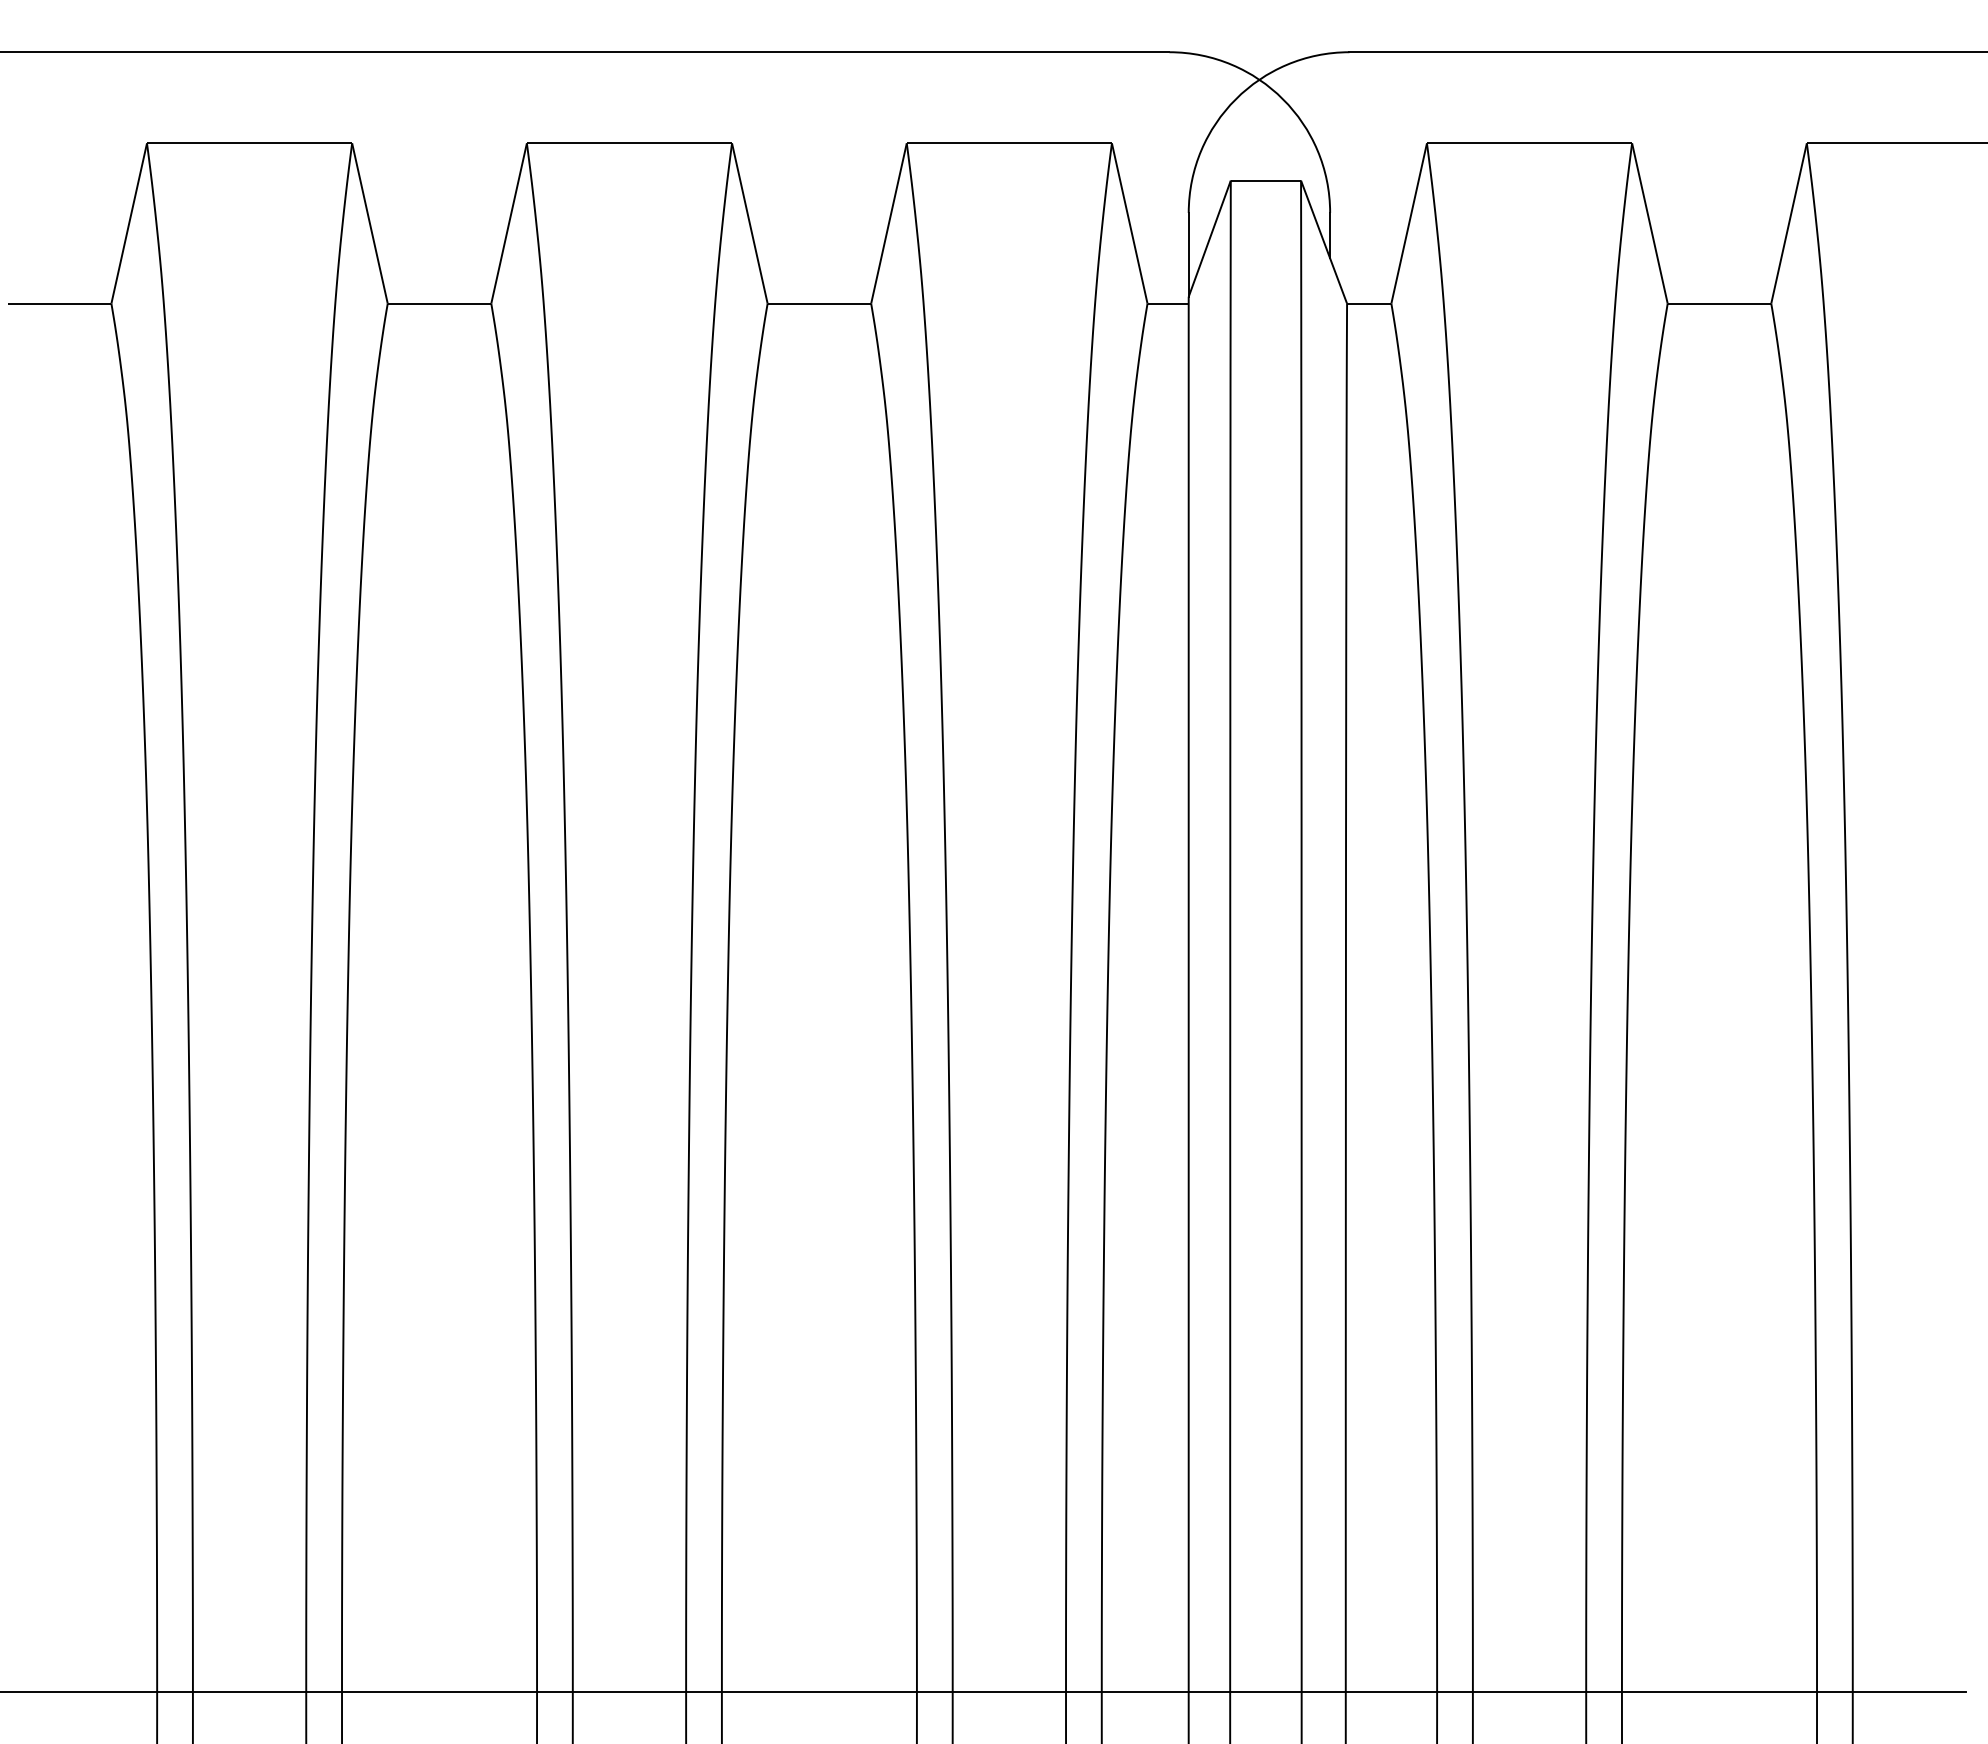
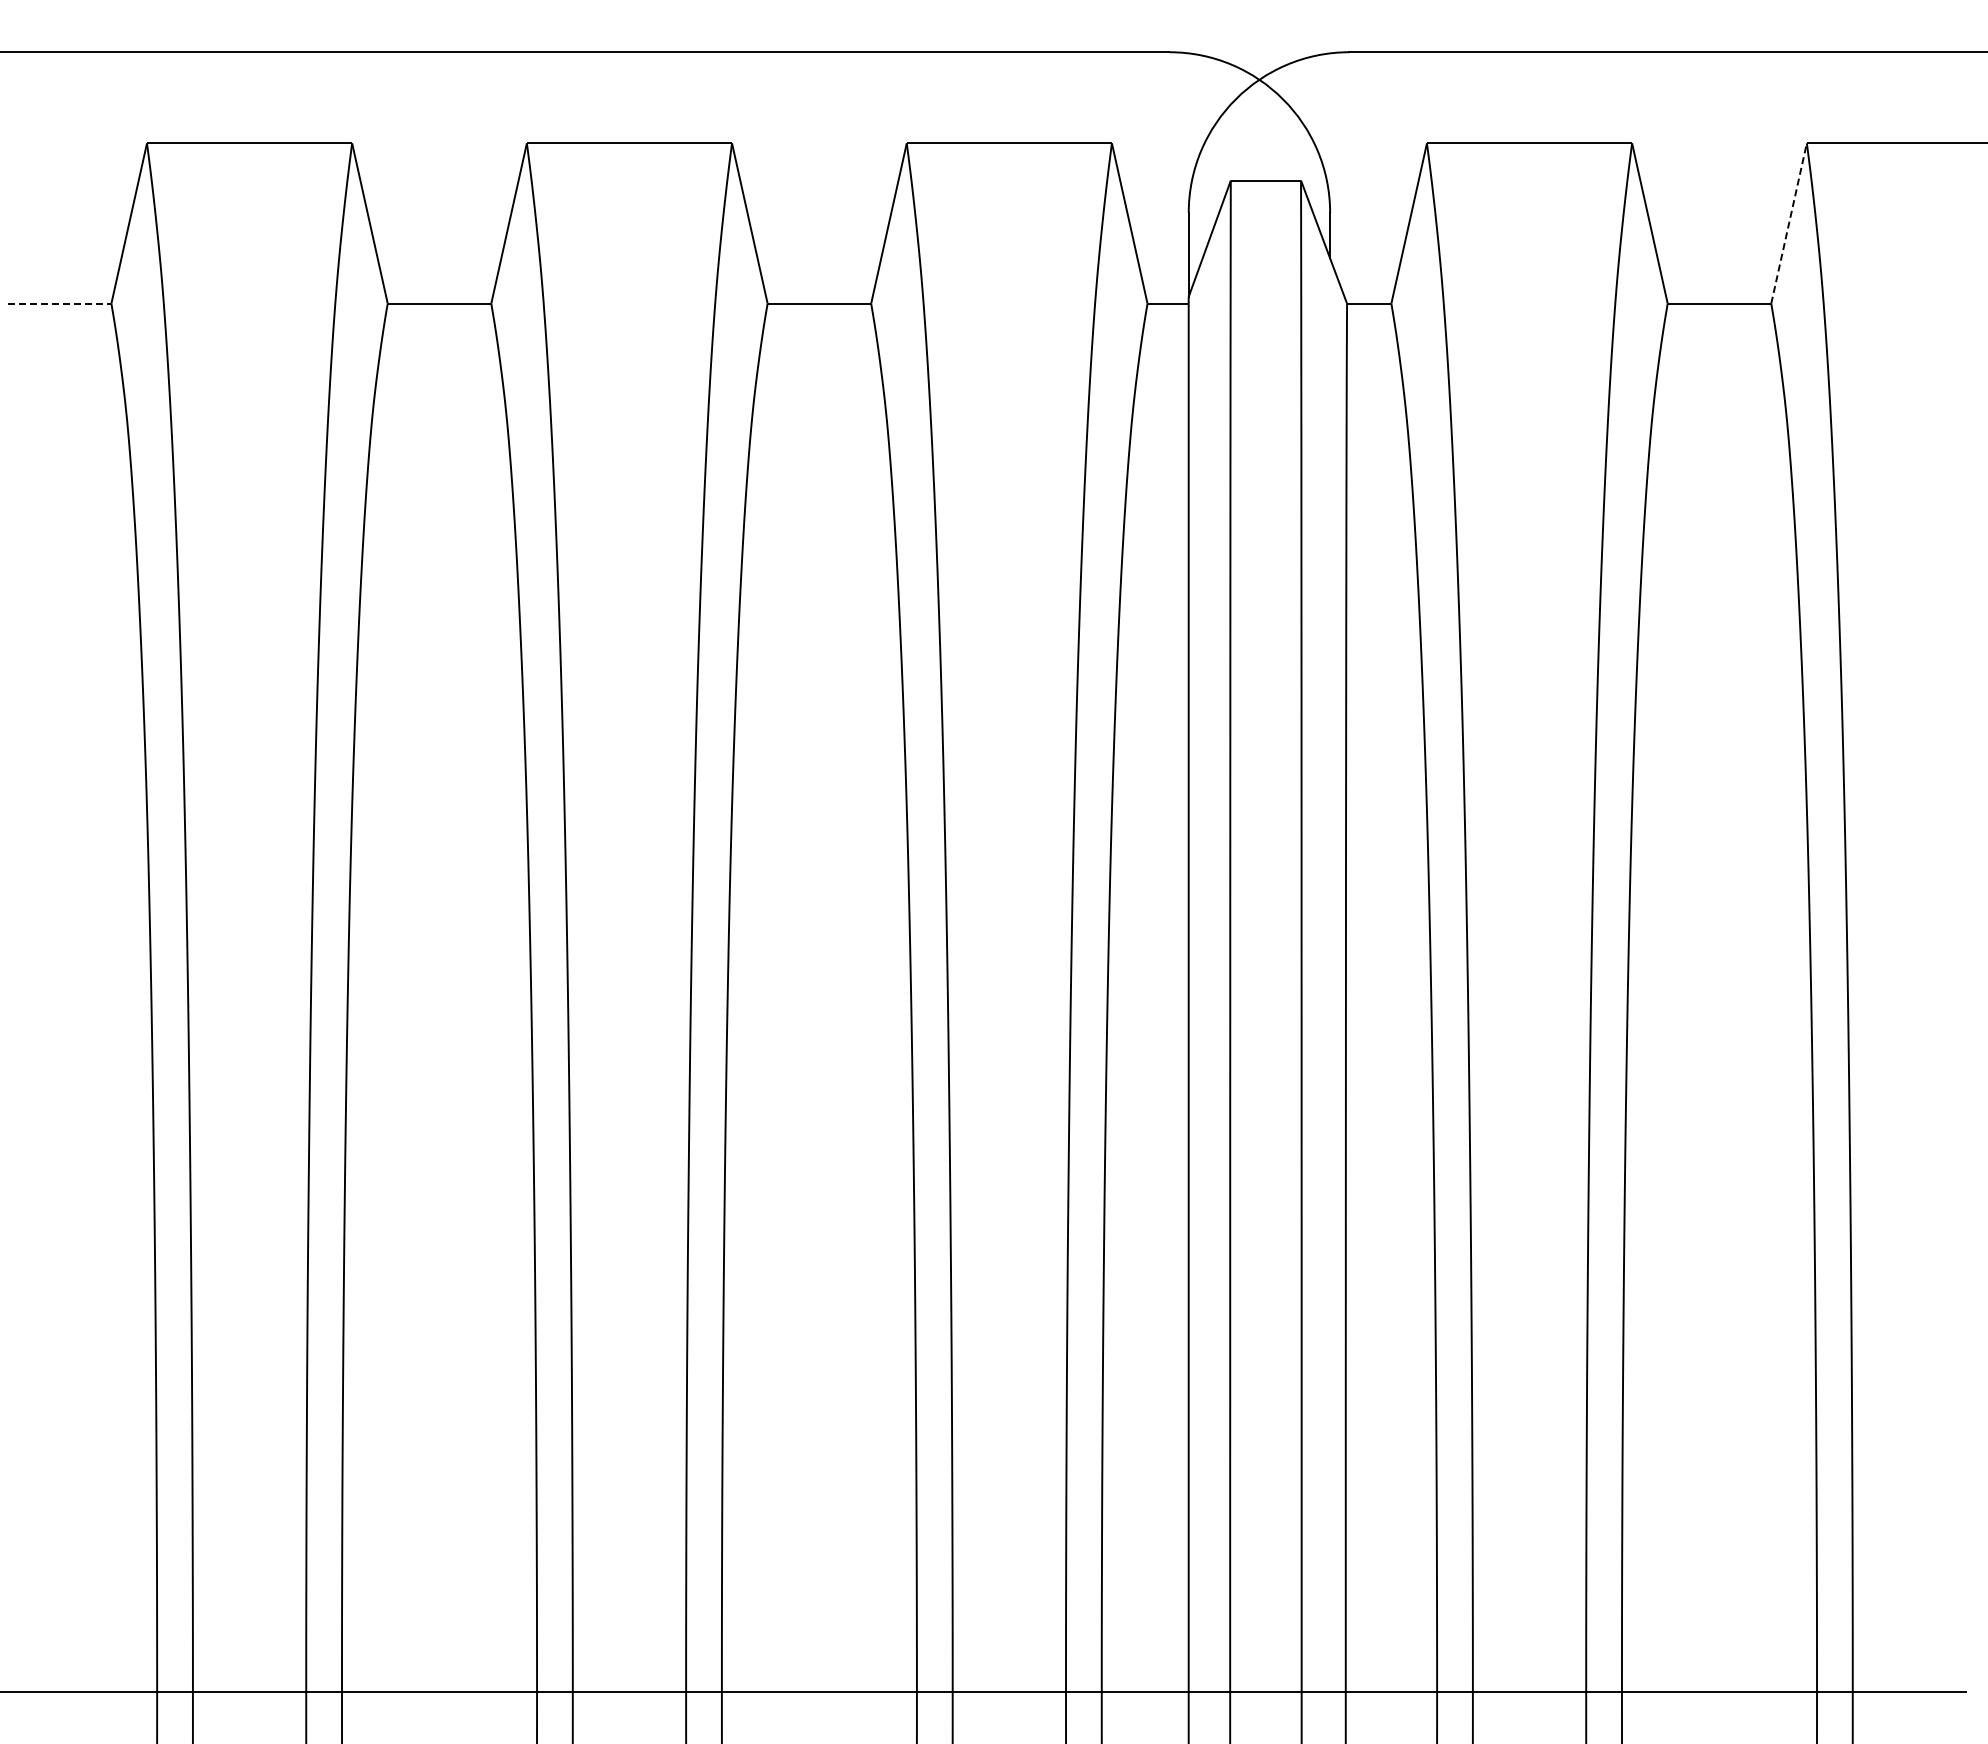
line: solid -> dashed (1789, 223)
line: solid -> dashed (59, 303)
